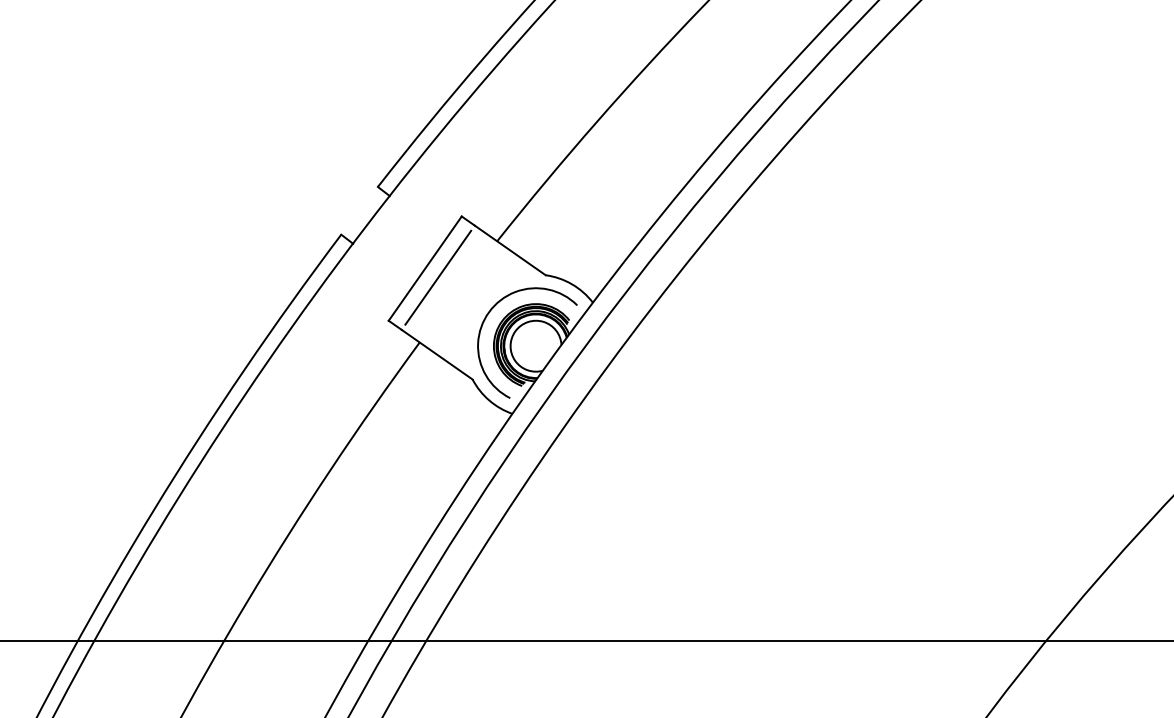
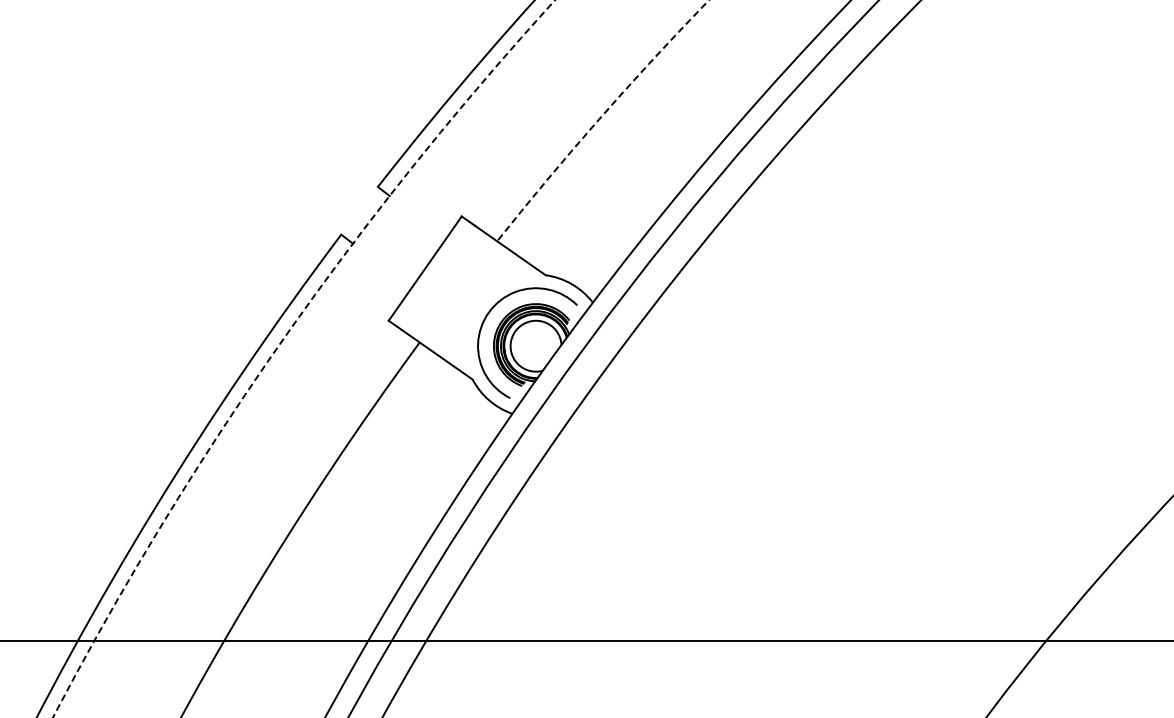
arc: solid -> dashed (599, 118)
line: present -> none (438, 277)
arc: solid -> dashed (281, 342)
